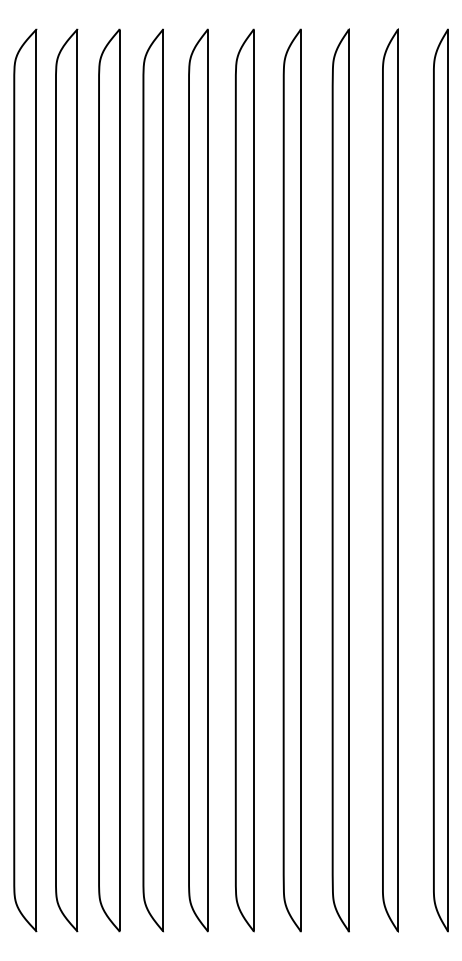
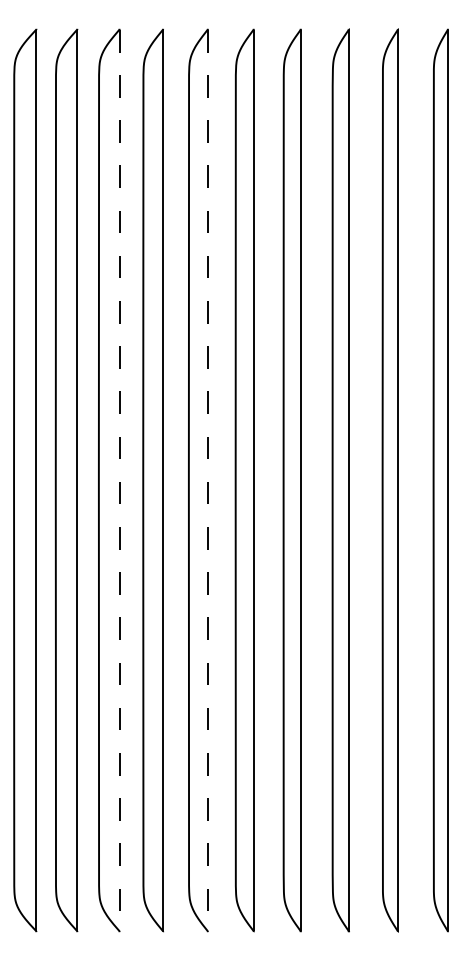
line: solid -> dashed (119, 480)
line: solid -> dashed (207, 480)
